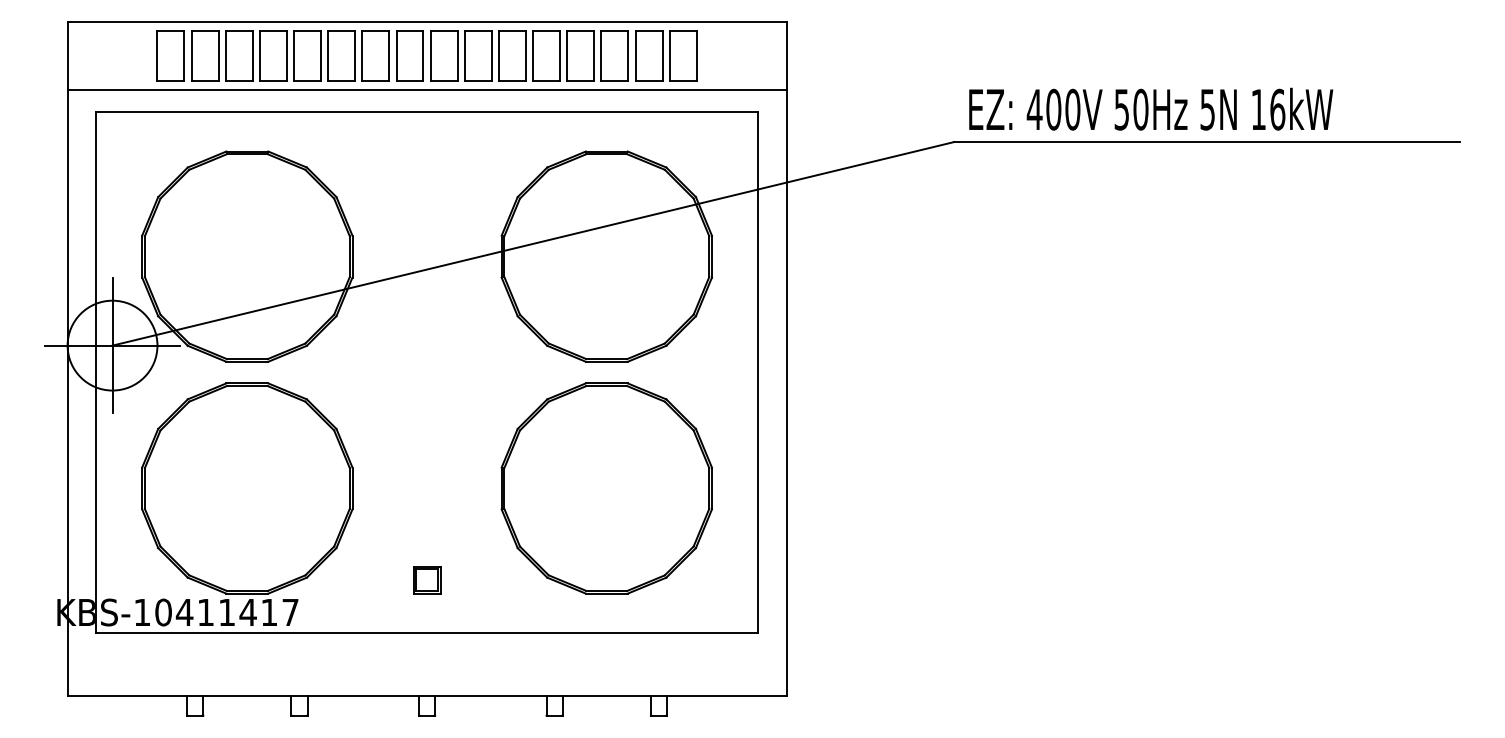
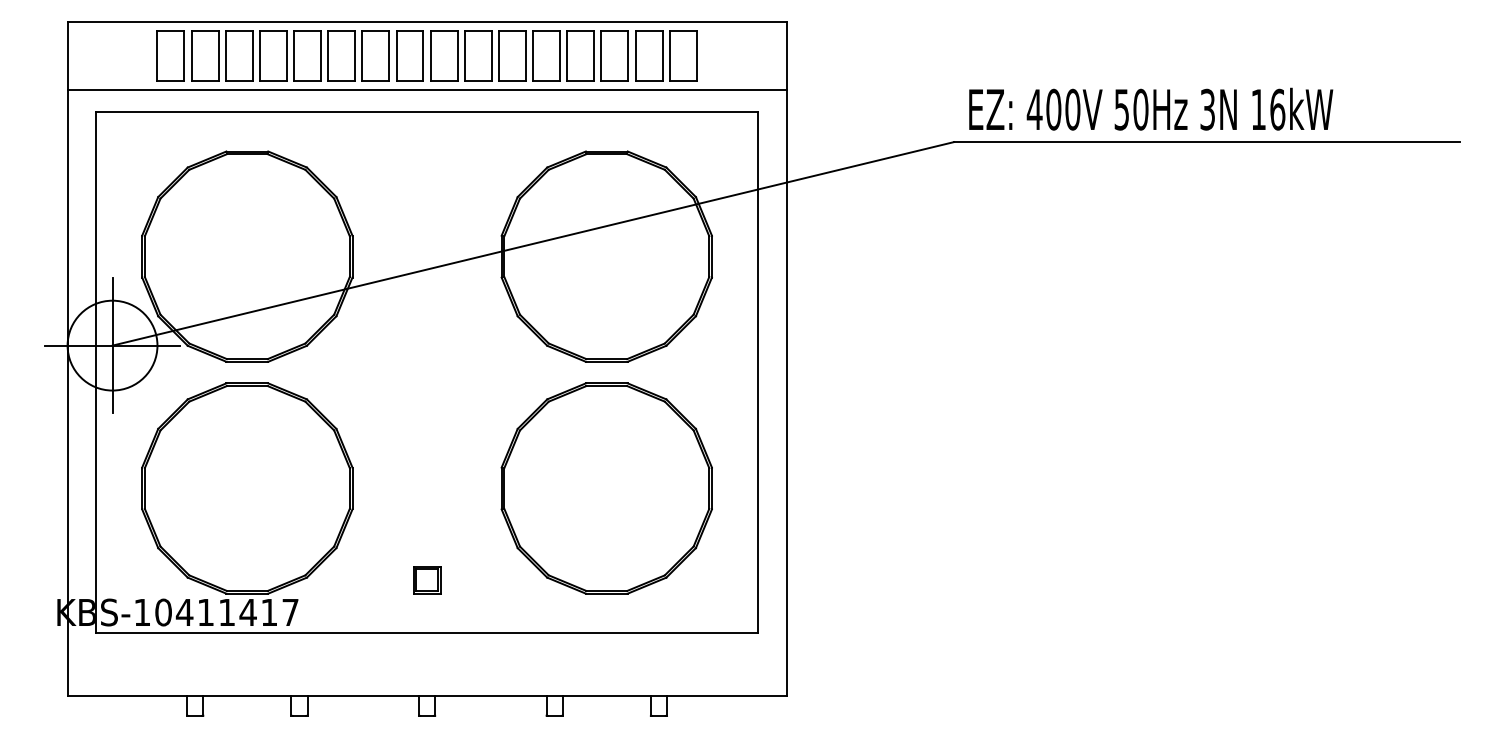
text: 5N -> 3N (1207, 108)
